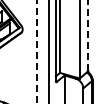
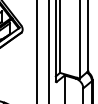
line: dashed -> solid (88, 35)
line: dashed -> solid (37, 52)
